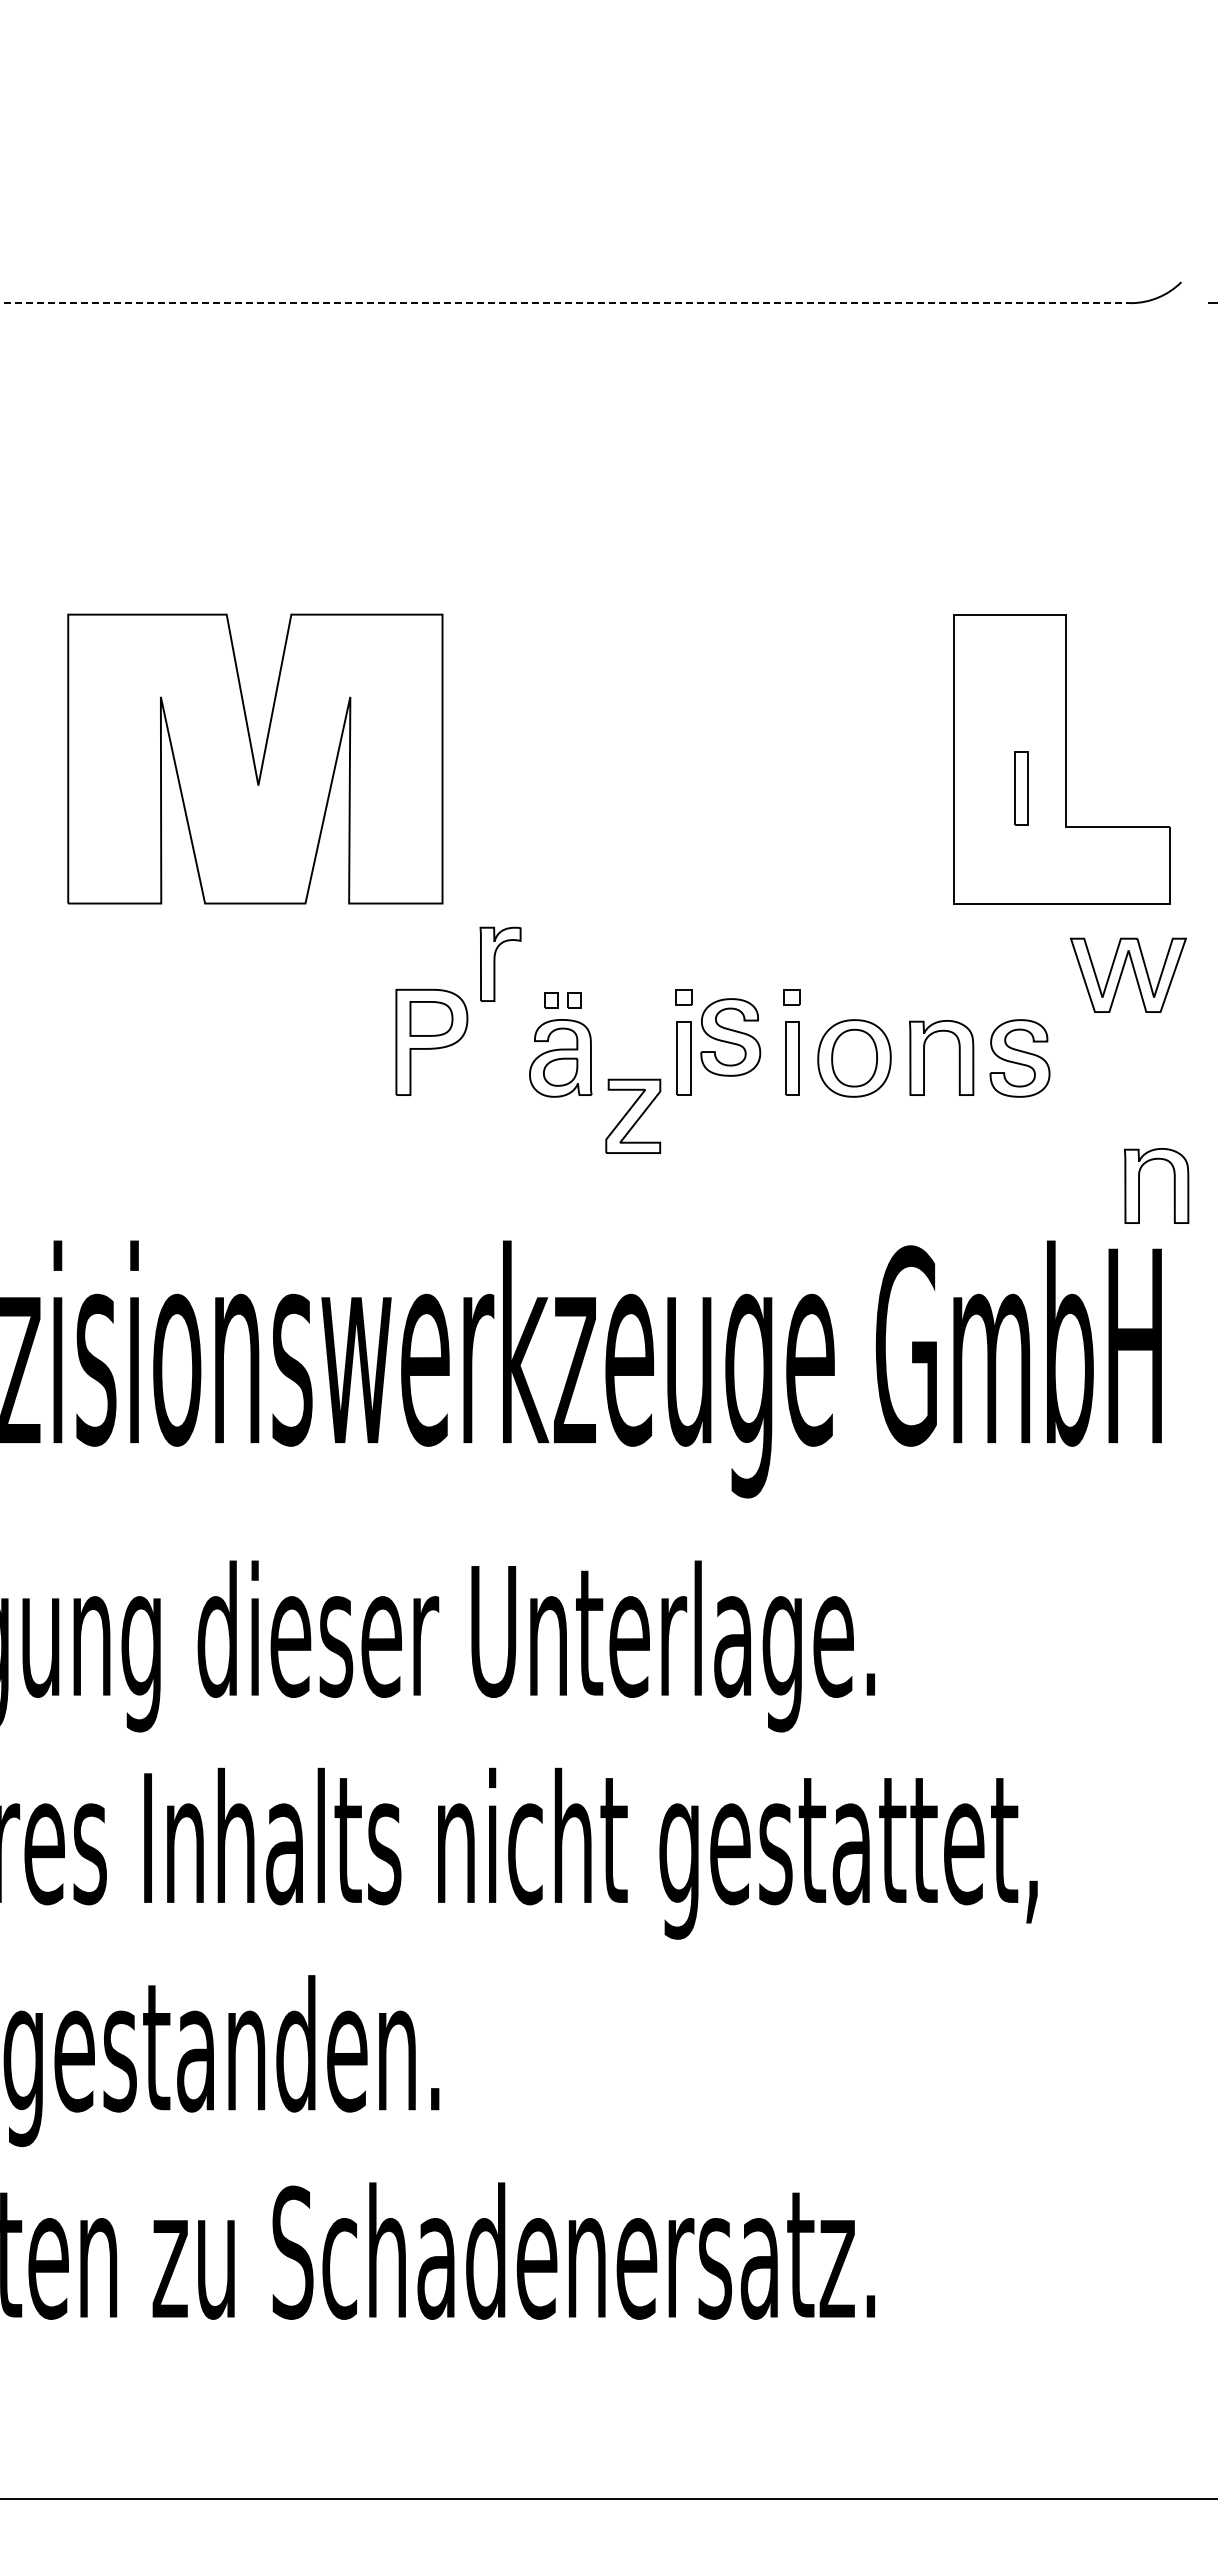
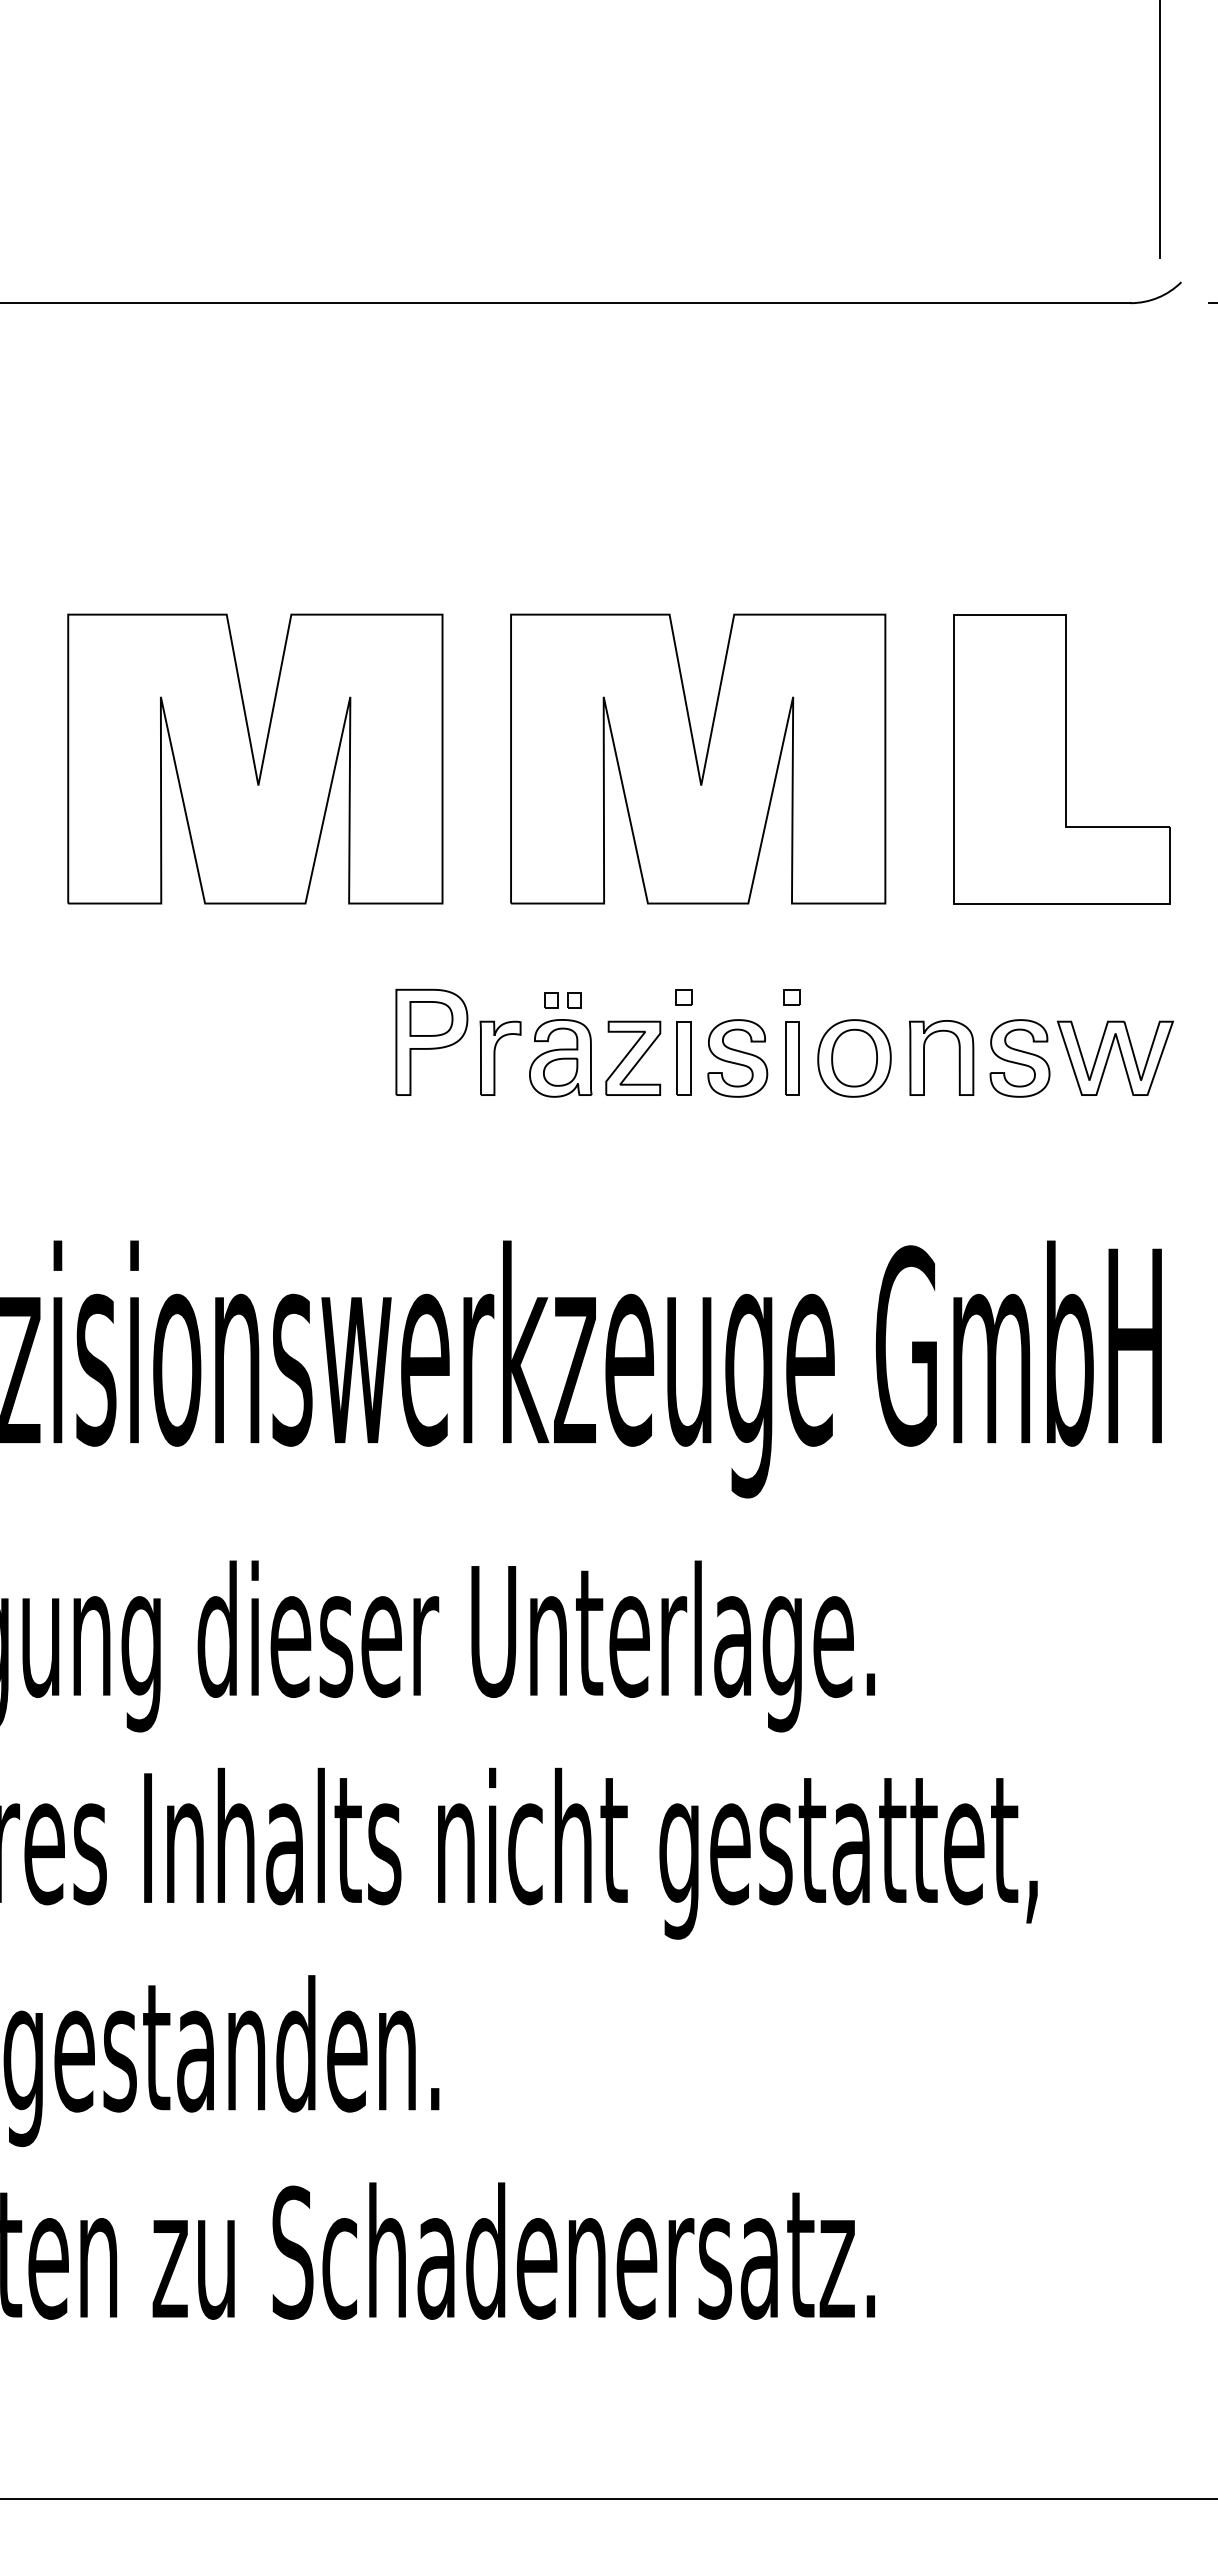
line: none -> present (1160, 130)
line: dashed -> solid (565, 303)
part: none -> present (698, 758)
part: present -> none (1021, 788)
part position: (500, 963) -> (500, 1057) (500, 1057)
part position: (1128, 974) -> (1115, 1057) (1115, 1057)
part position: (730, 1037) -> (737, 1058) (737, 1058)
part position: (633, 1115) -> (633, 1057) (633, 1057)
part: present -> none (1139, 1185)
